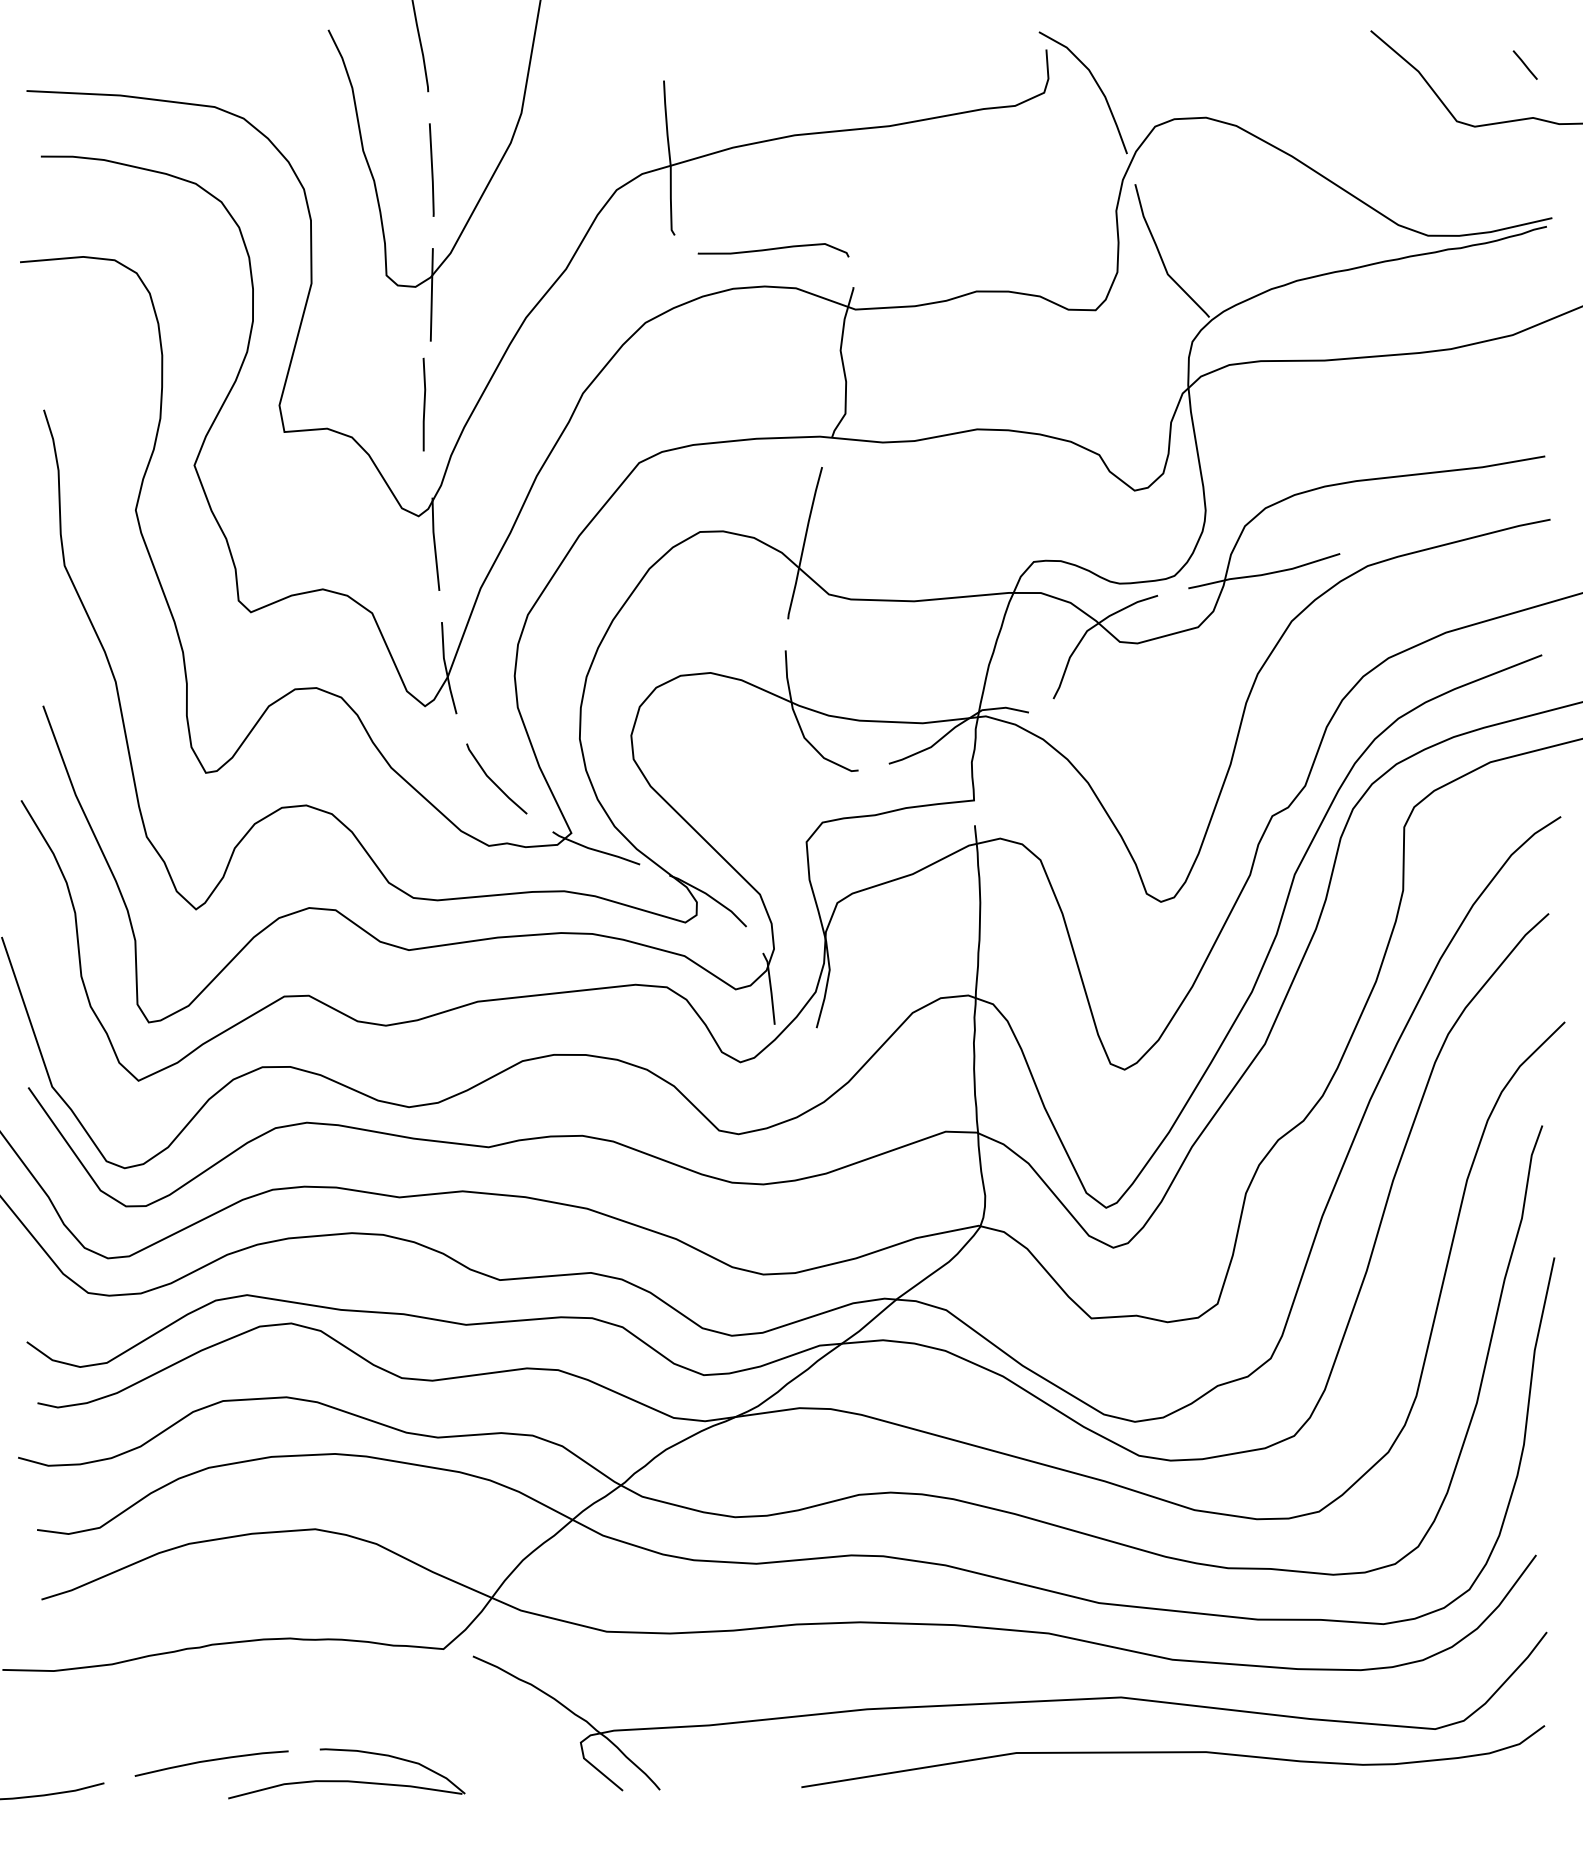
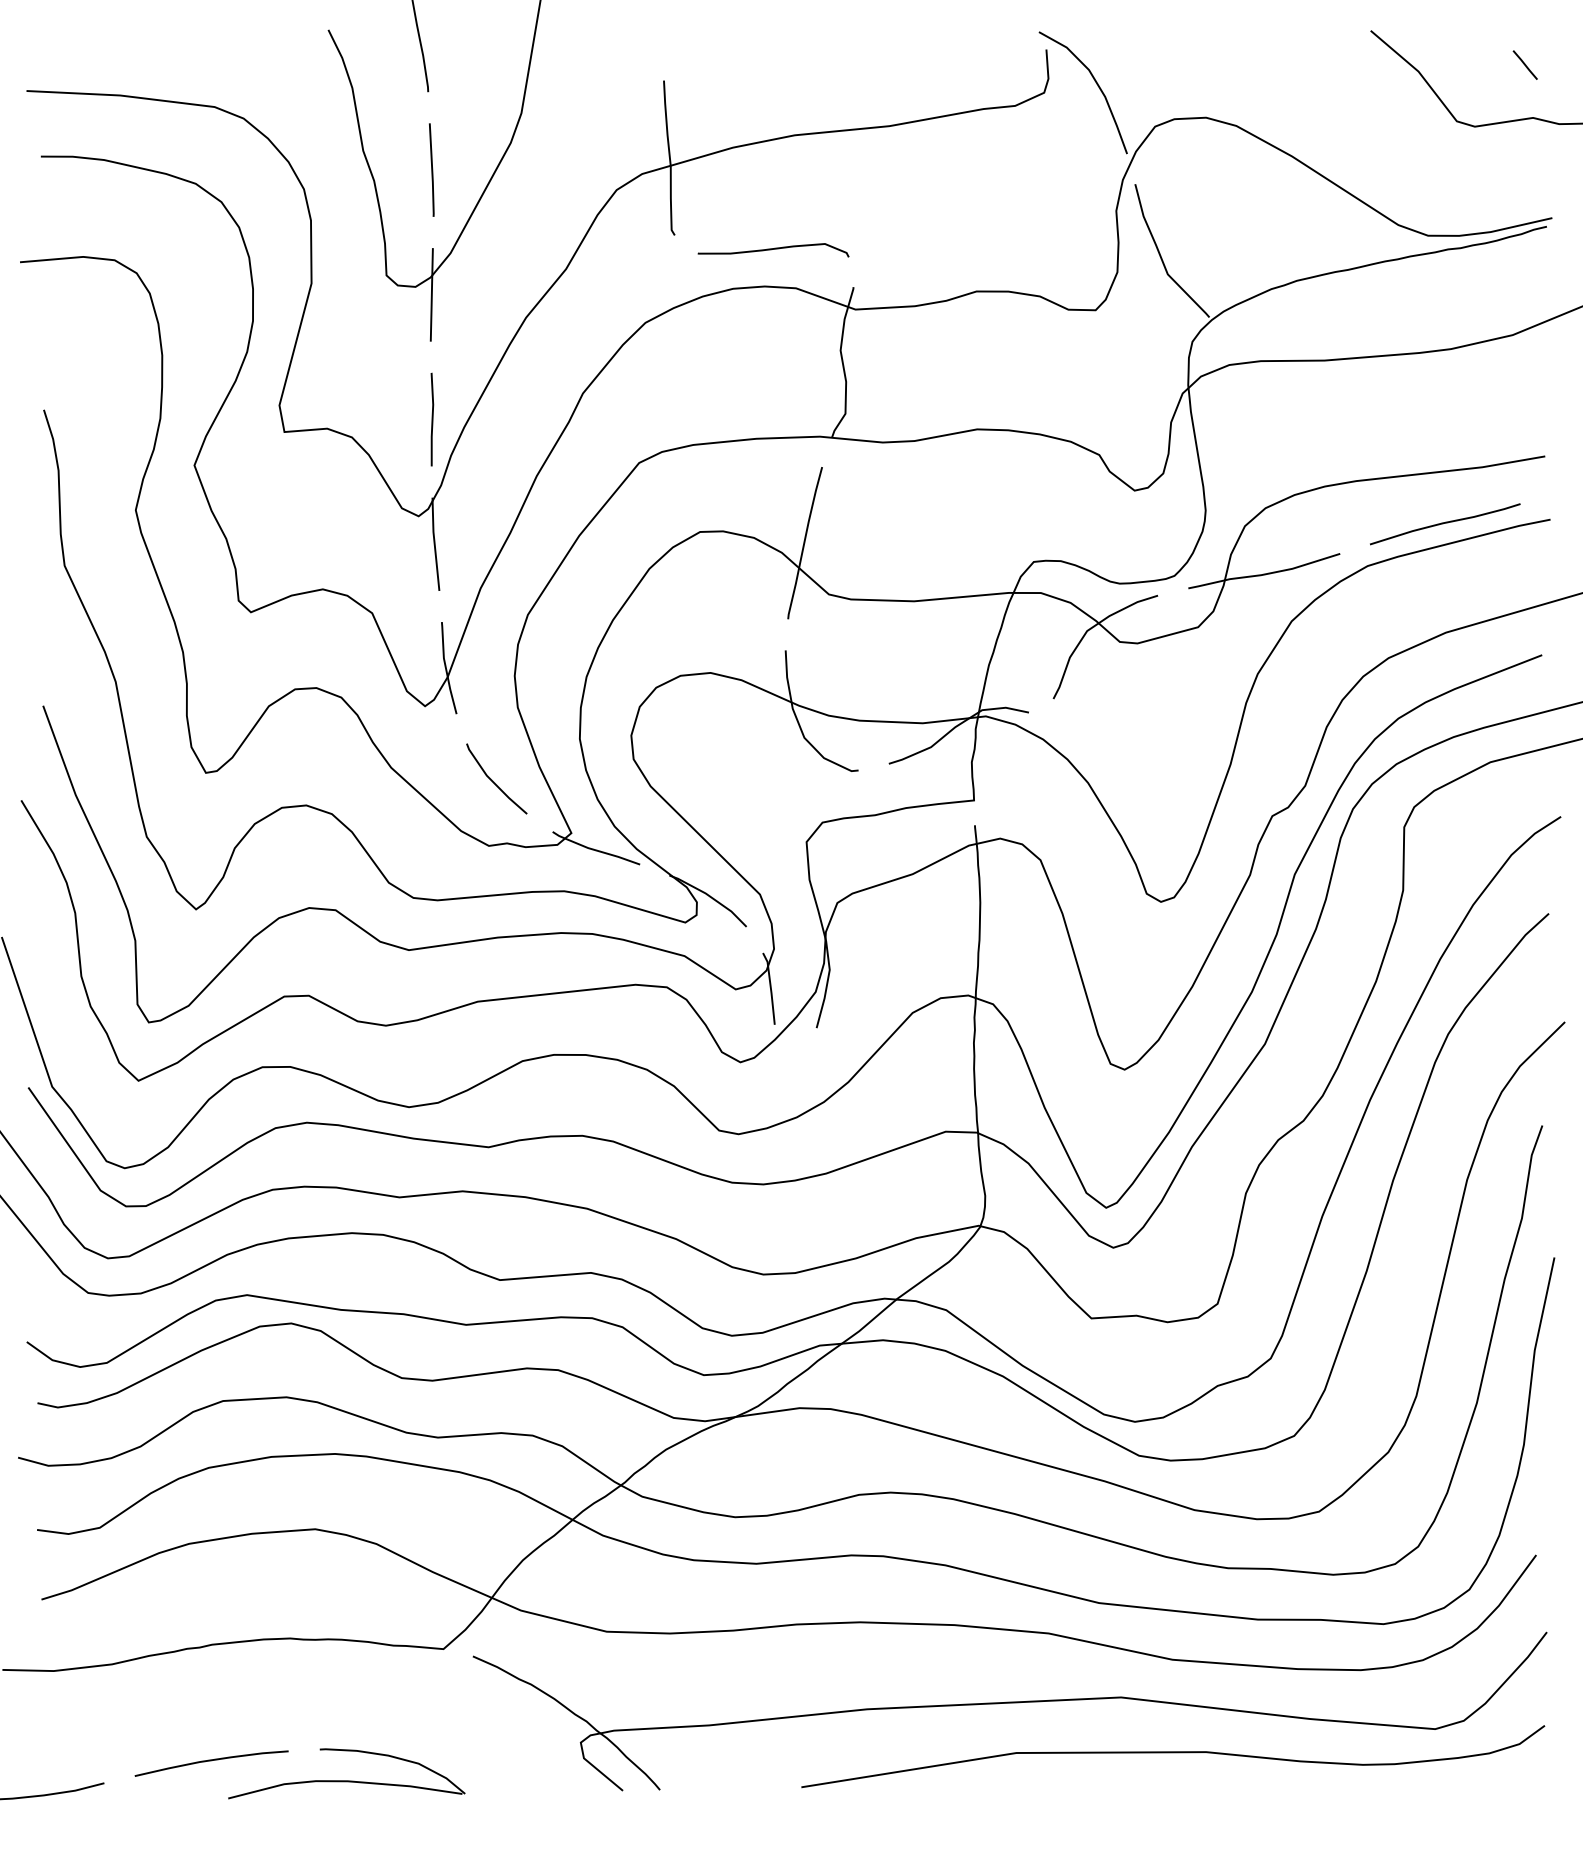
line position: (424, 404) -> (432, 419) (432, 419)
curve: none -> present (1445, 523)
